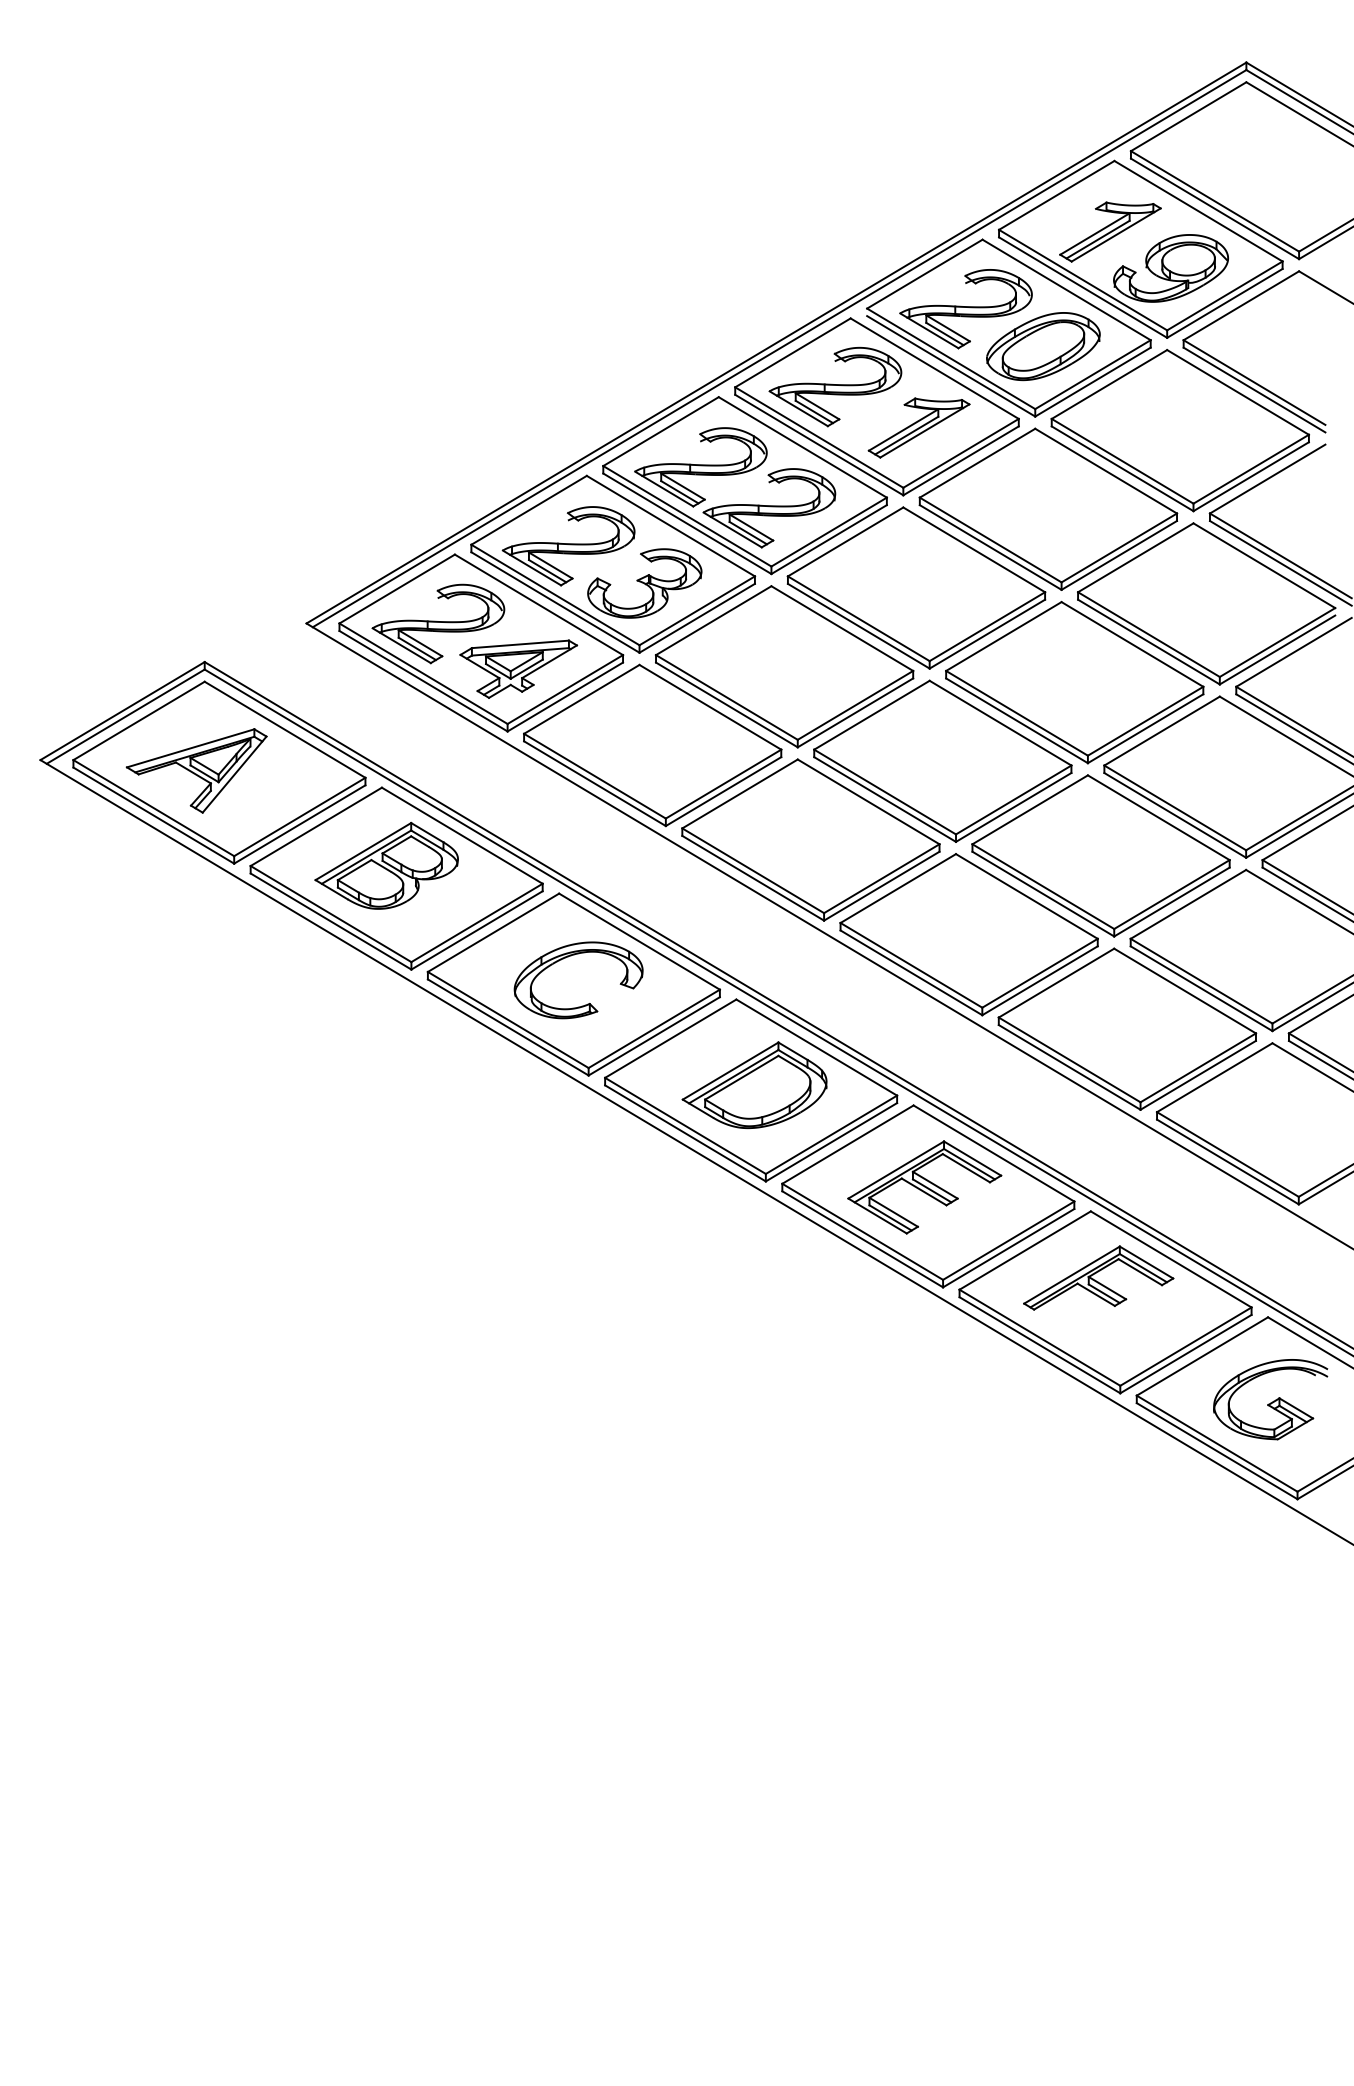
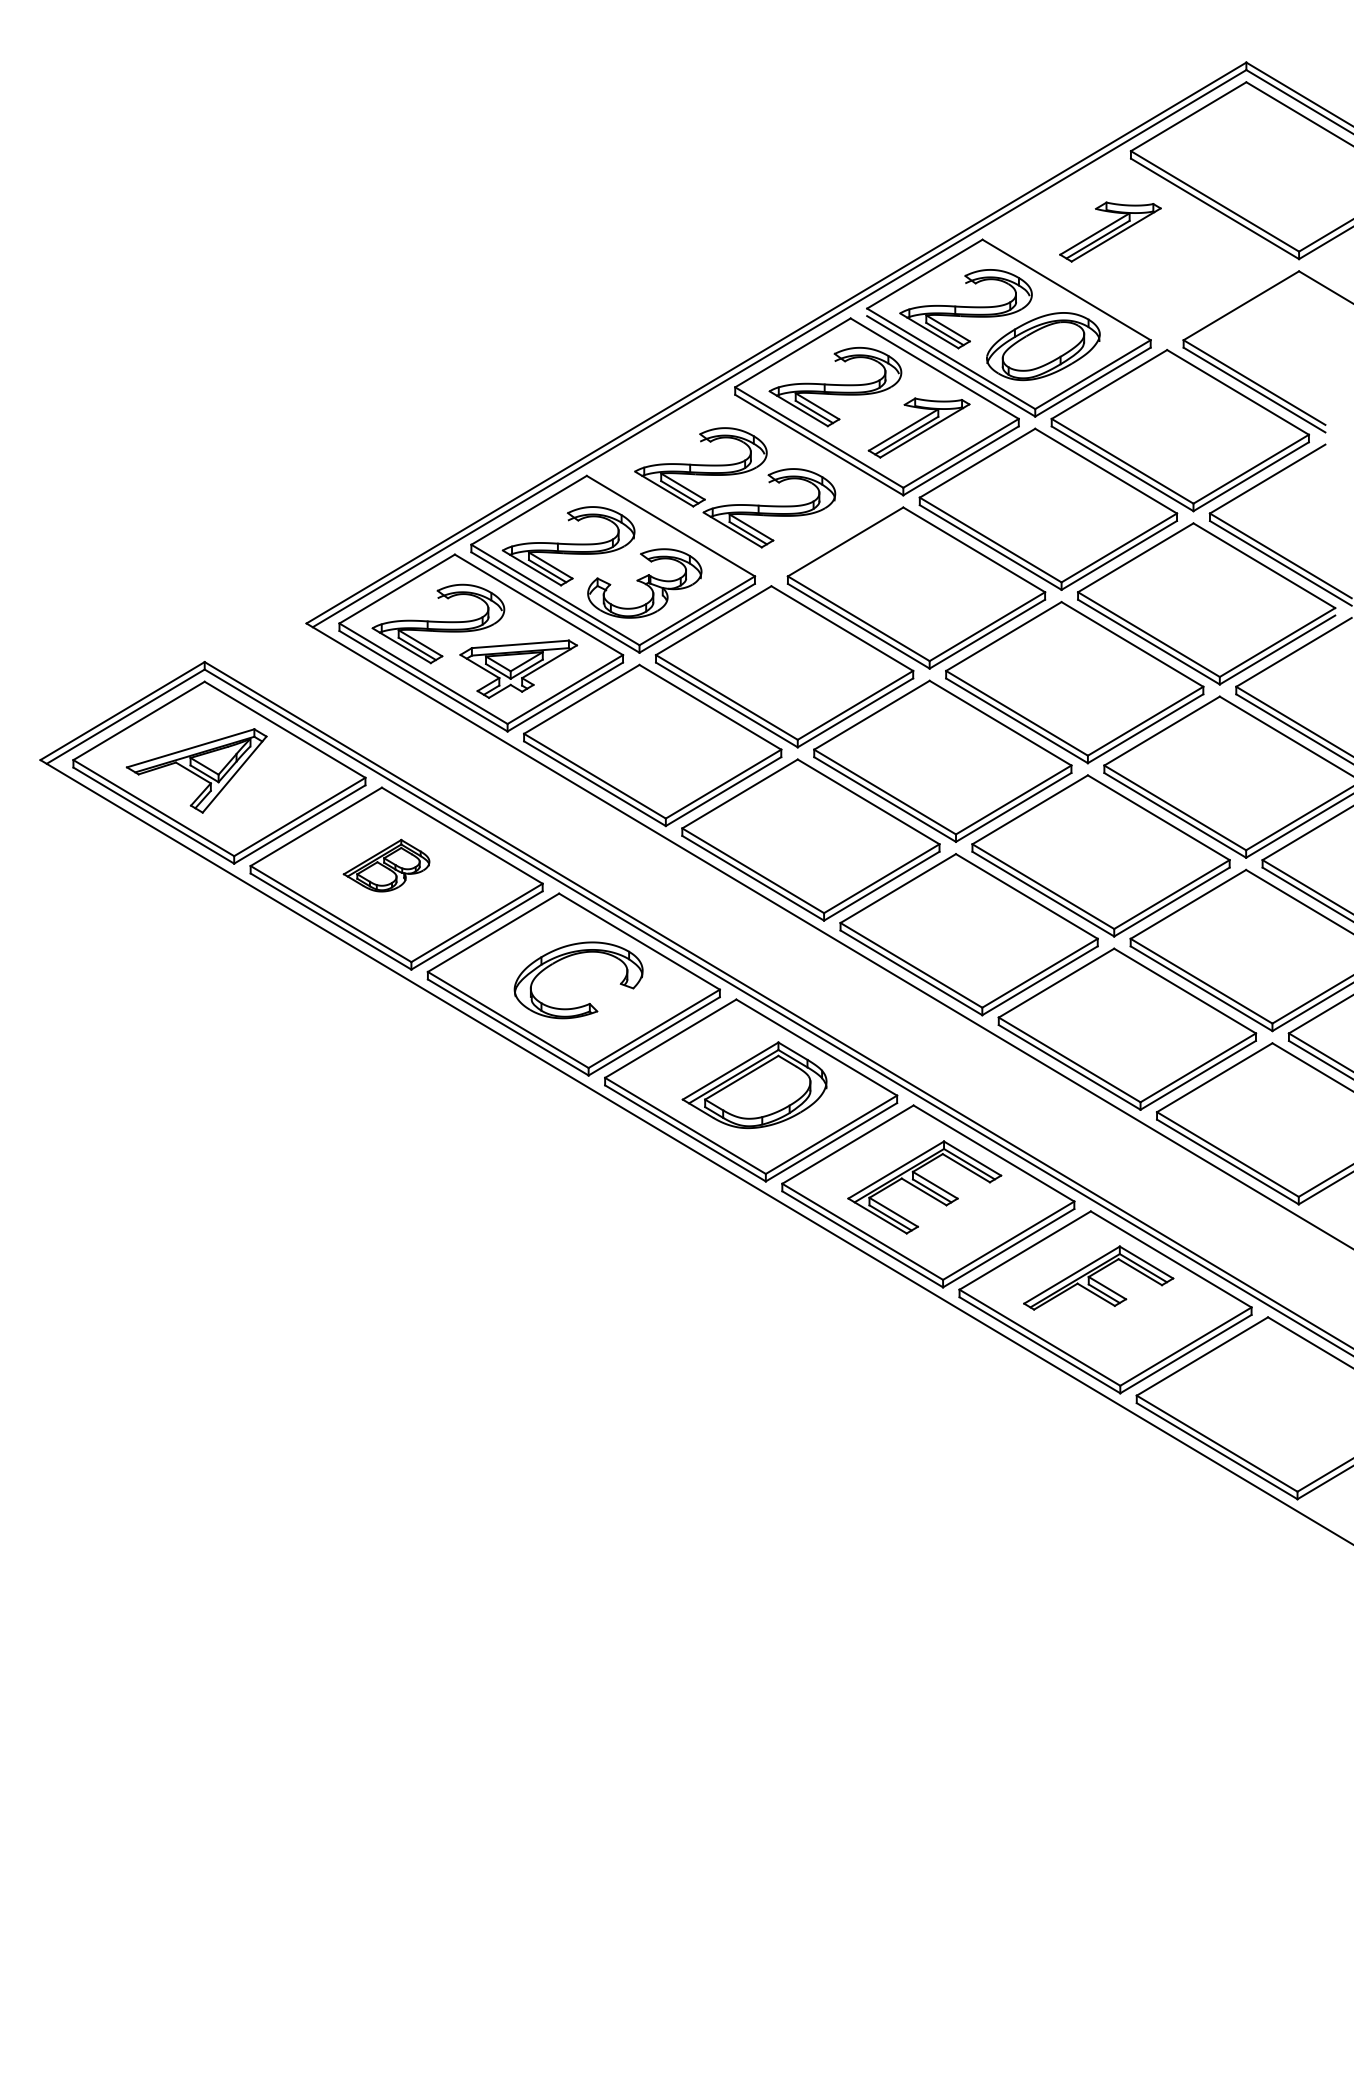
part: present -> none (1140, 248)
part: present -> none (744, 485)
part size: 145x89 px -> 89x55 px (386, 865)
part: present -> none (1270, 1399)
